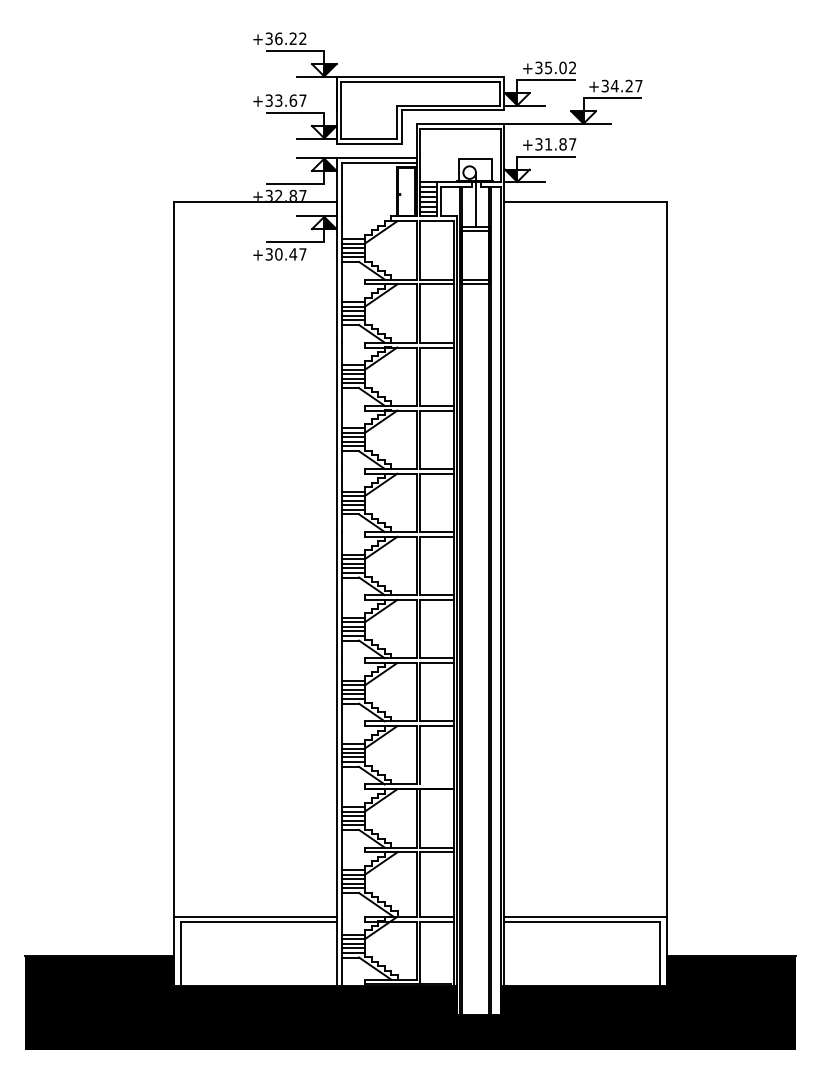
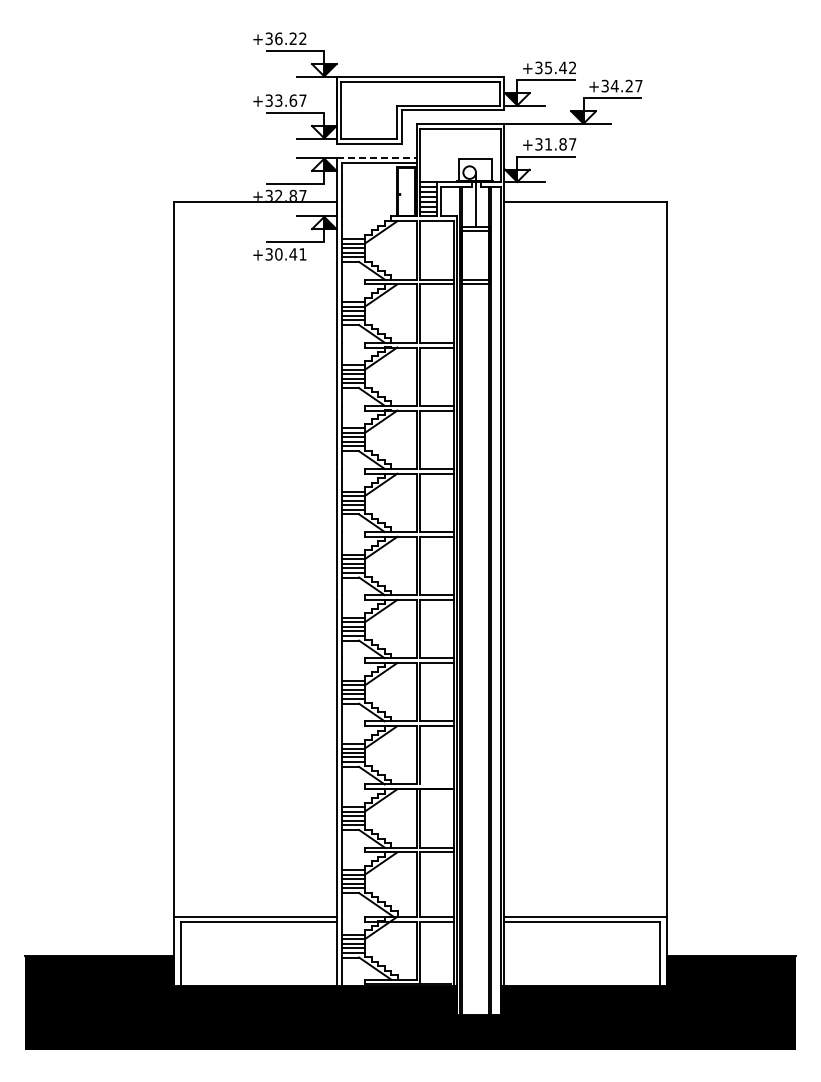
text: +35.02 -> +35.42 (562, 67)
line: solid -> dashed (376, 158)
text: +30.47 -> +30.41 (302, 254)
